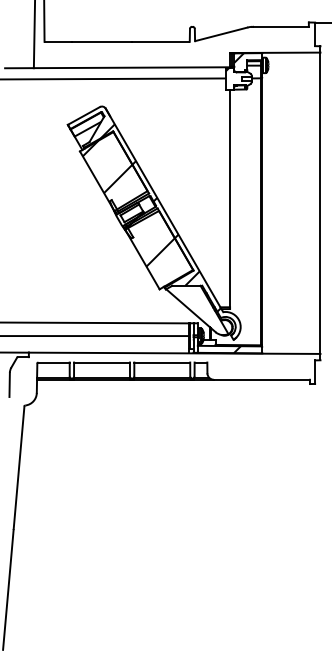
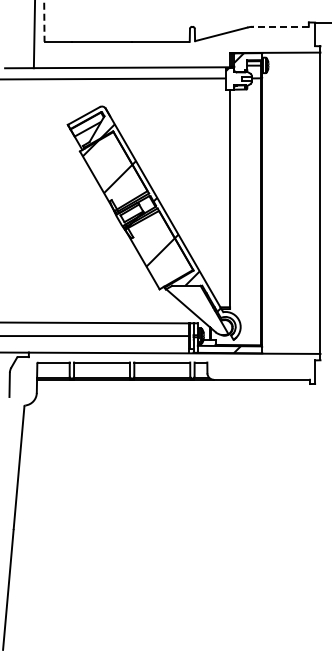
line: solid -> dashed (44, 21)
line: solid -> dashed (281, 26)
